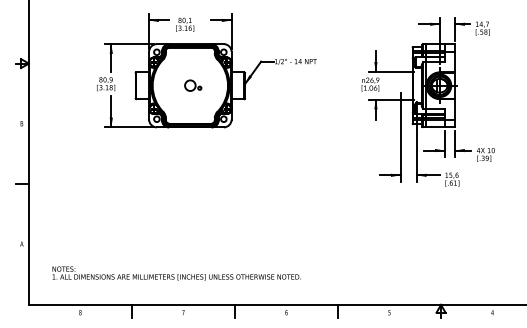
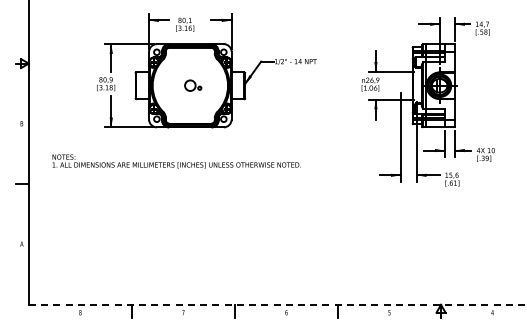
text position: (176, 273) -> (176, 161) (176, 161)
line: solid -> dashed (277, 304)
